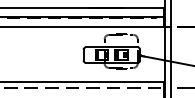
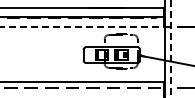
line: solid -> dashed (82, 27)
line: solid -> dashed (171, 49)
